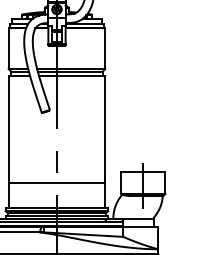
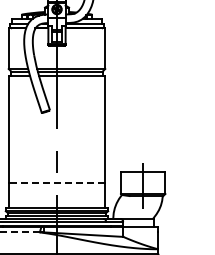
line: solid -> dashed (56, 182)
line: solid -> dashed (19, 232)
